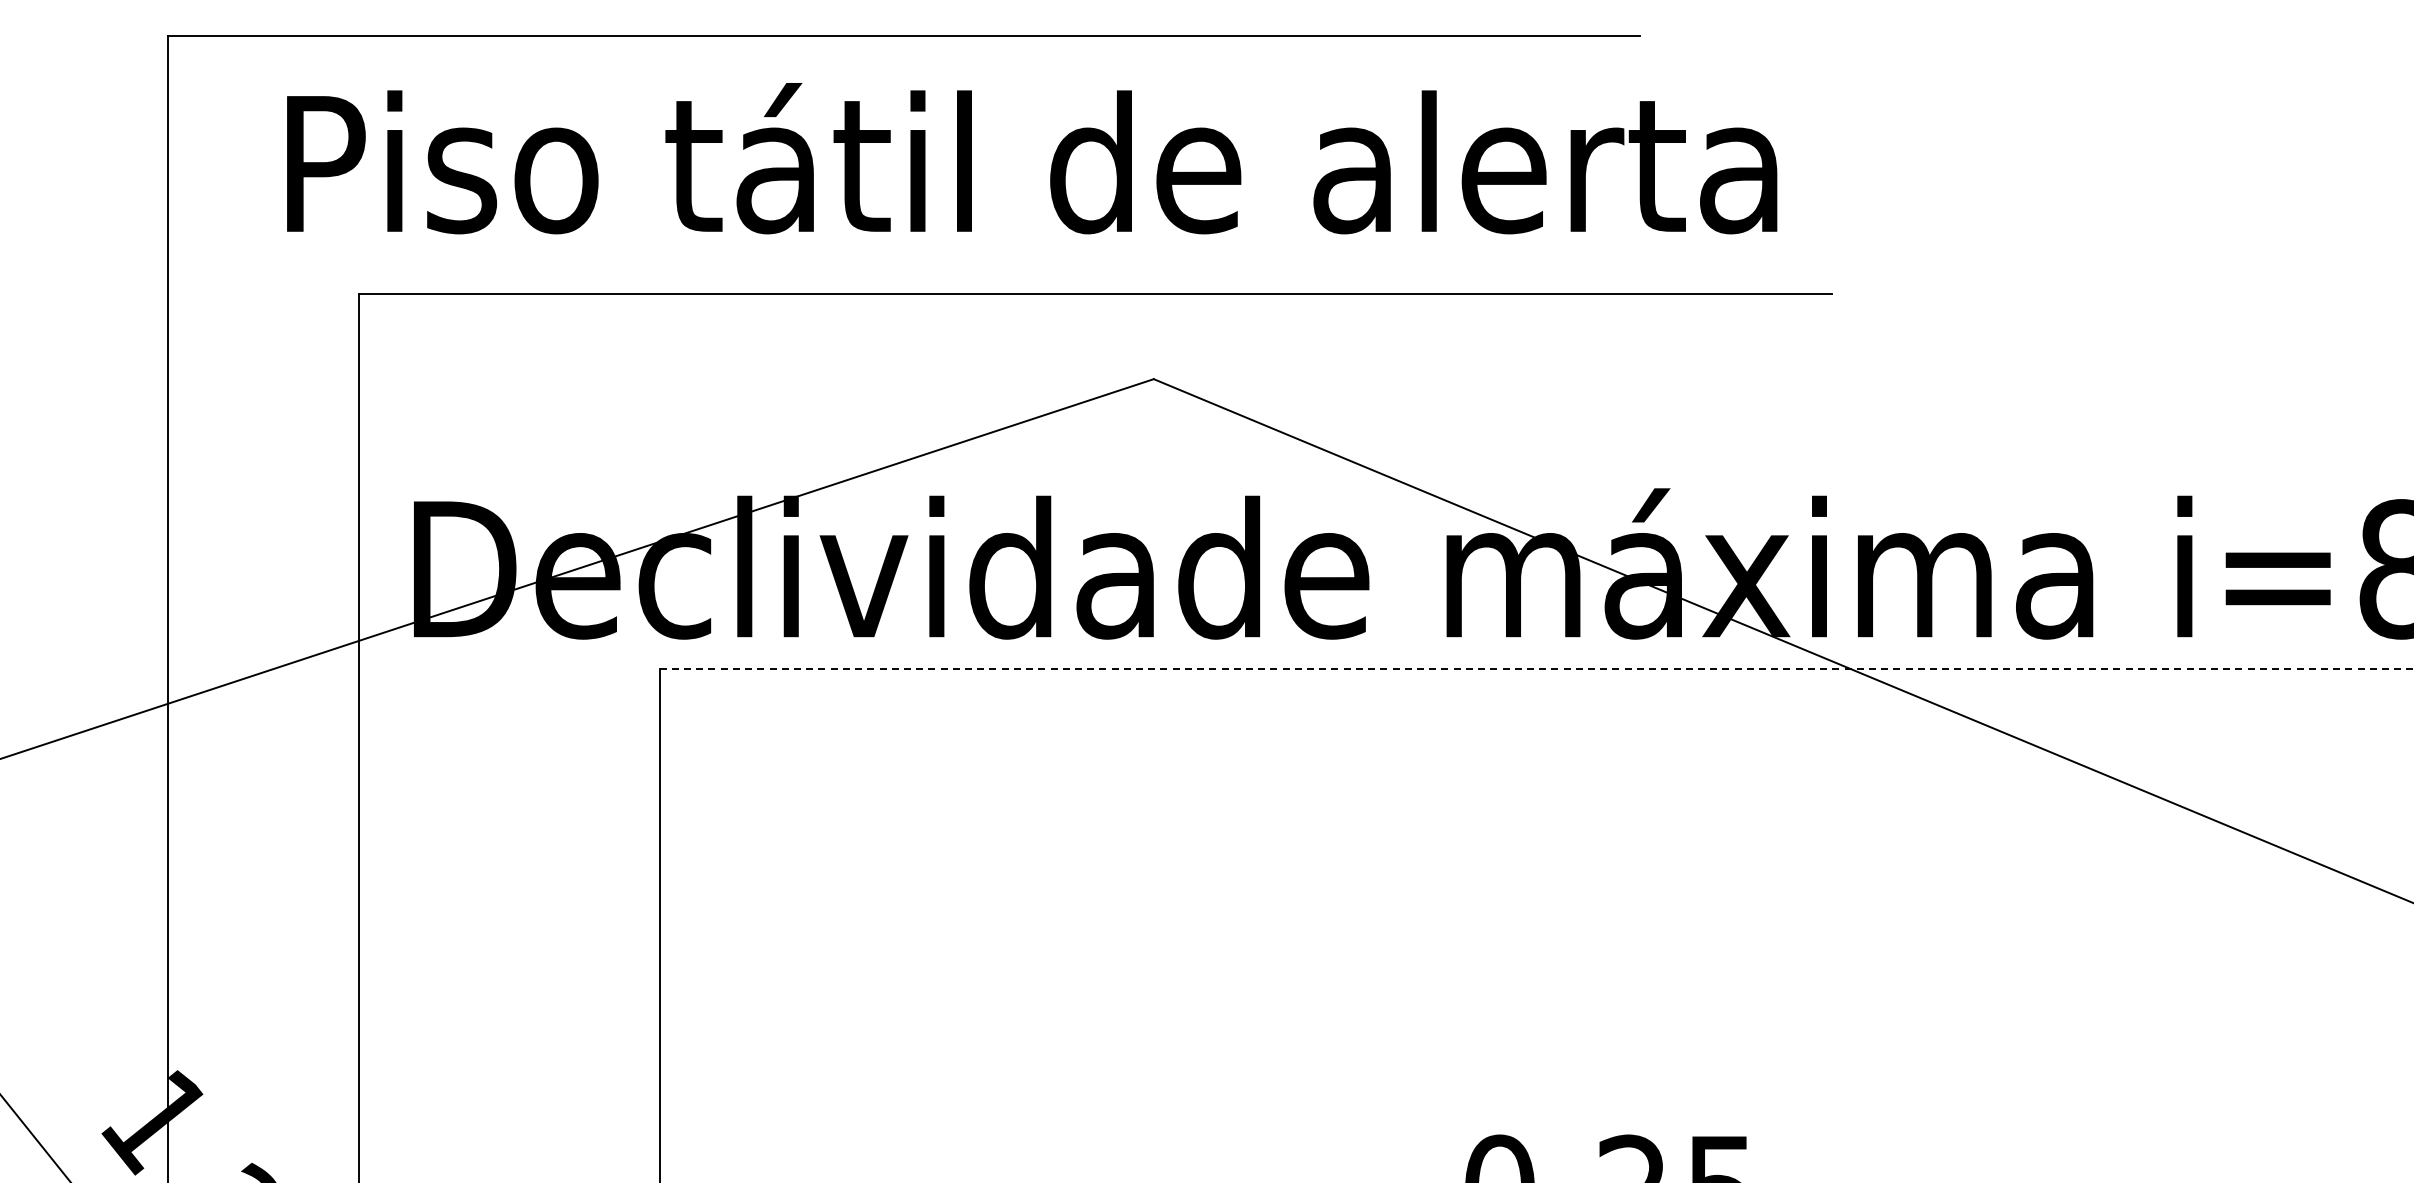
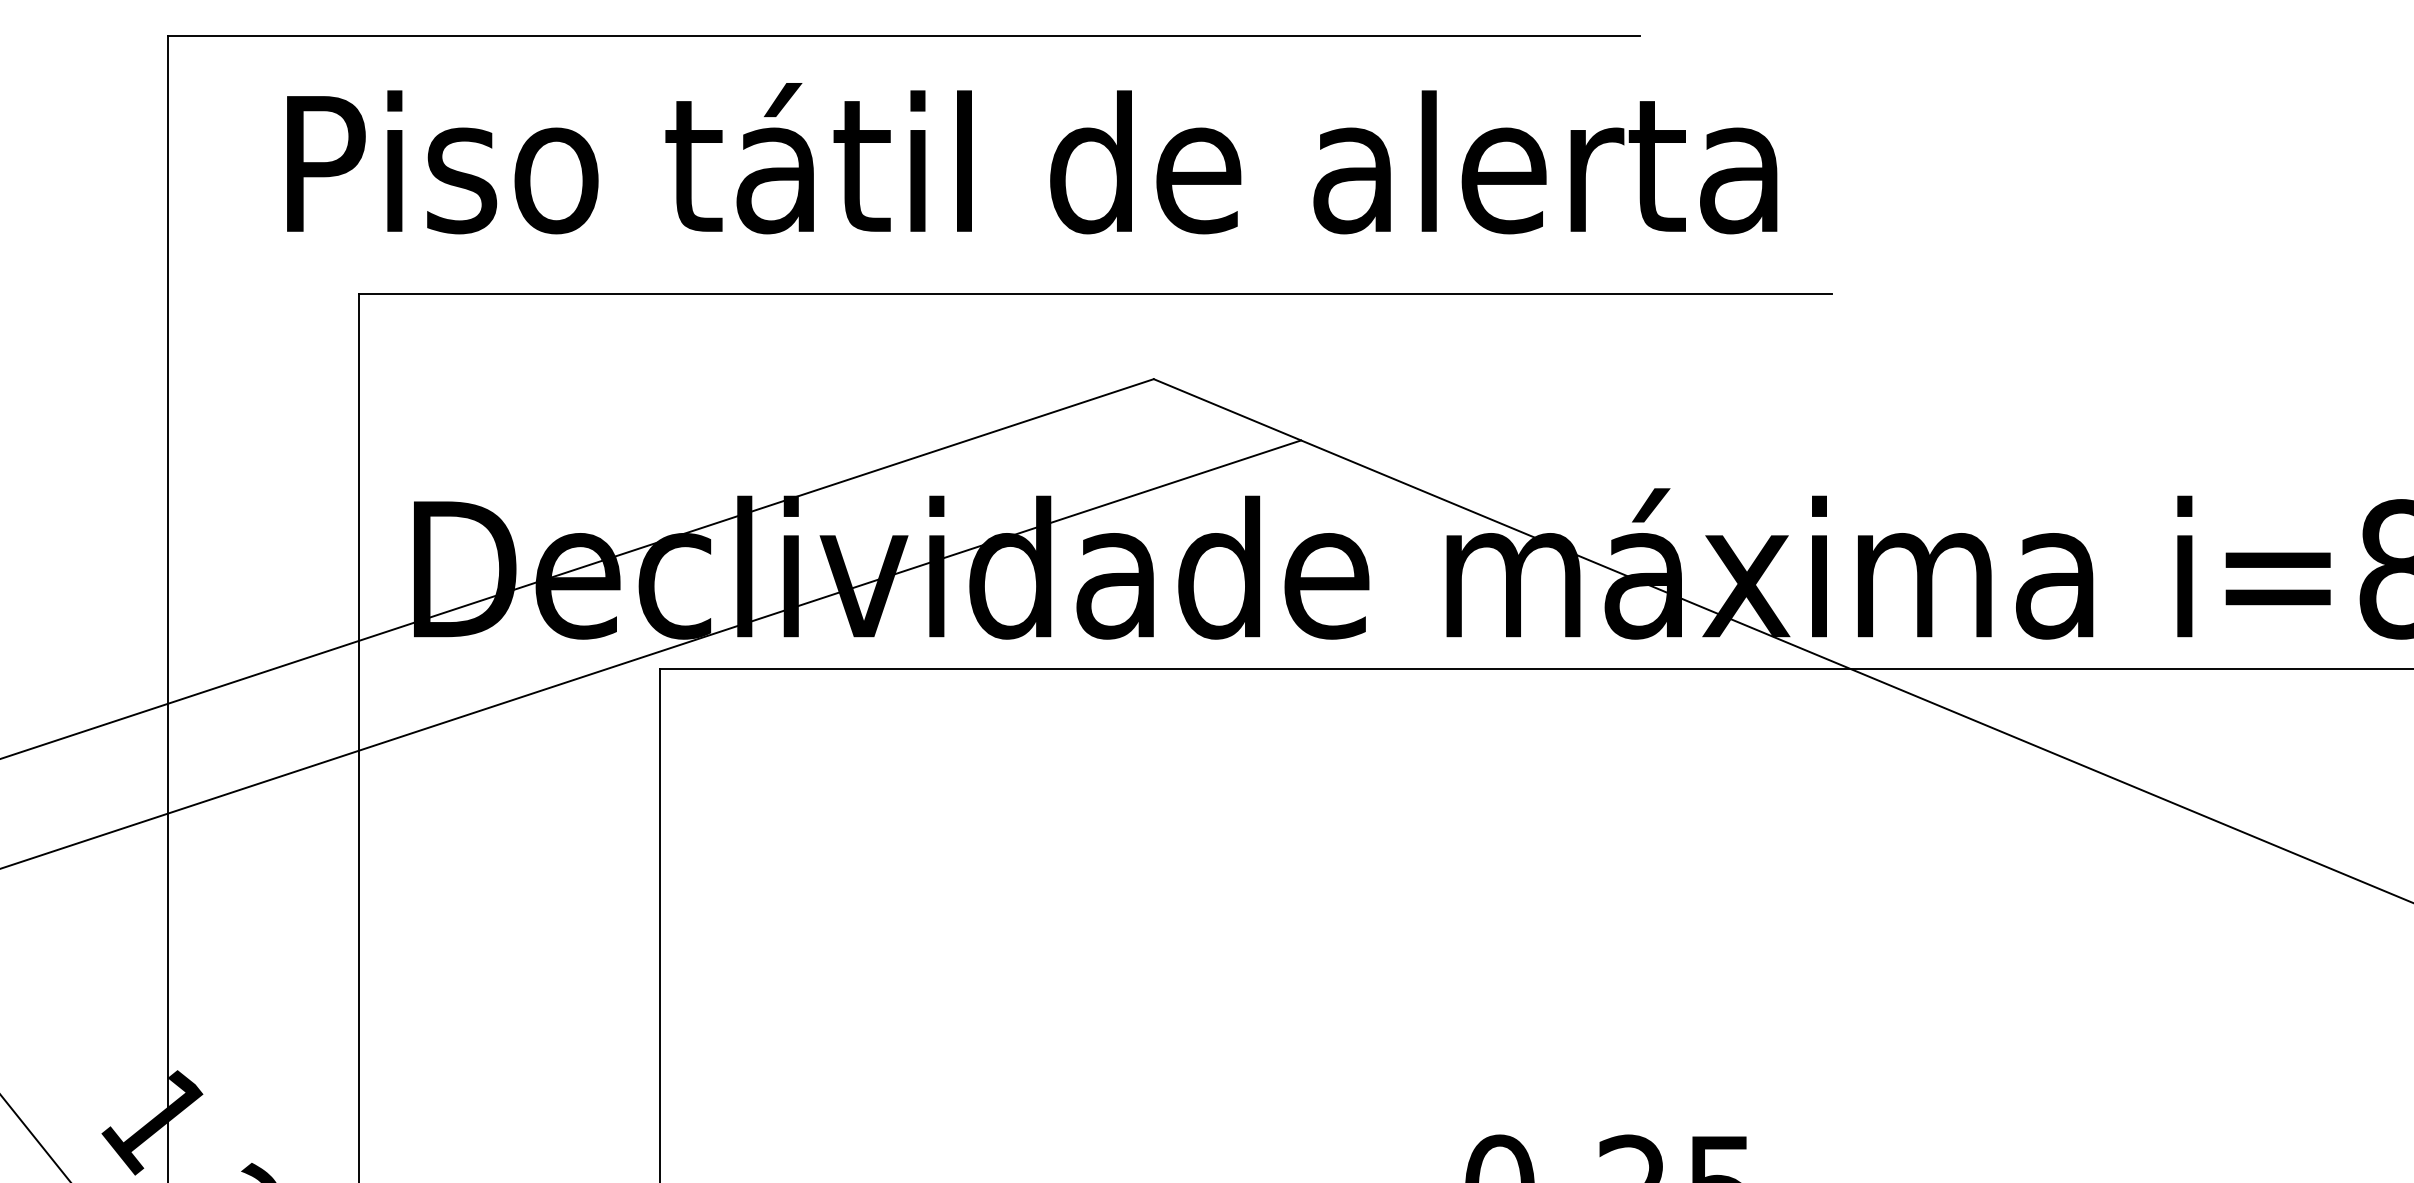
line: none -> present (651, 654)
line: dashed -> solid (1536, 668)
